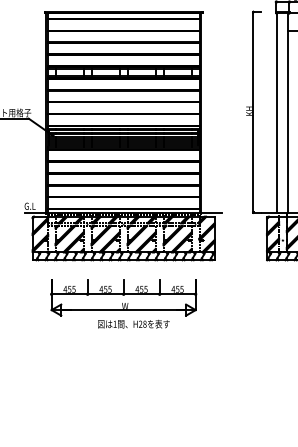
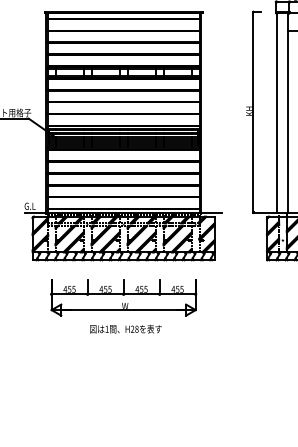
text position: (133, 323) -> (125, 328) (125, 328)
